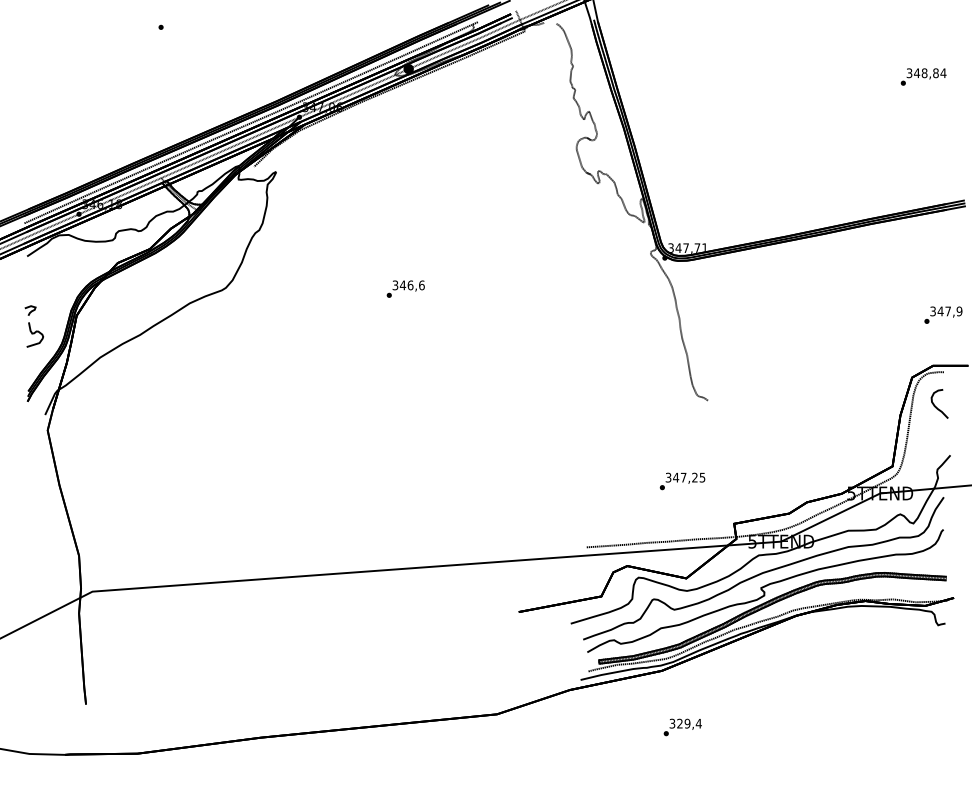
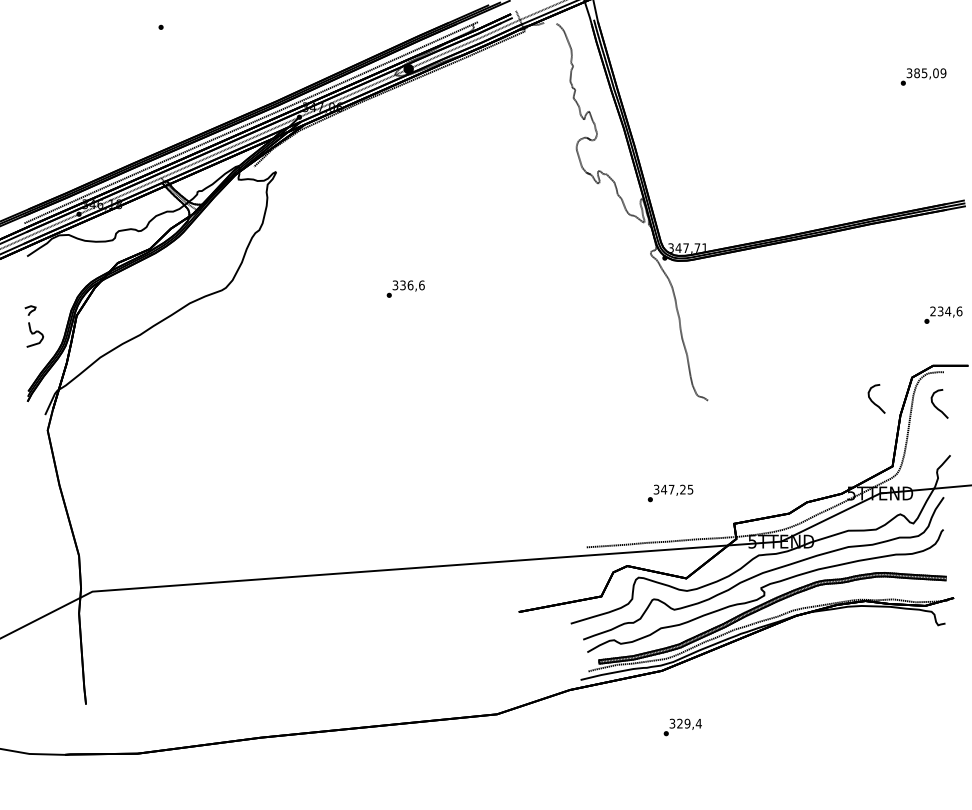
text: 348,84 -> 385,09 (930, 73)
text: 346,6 -> 336,6 (402, 285)
text: 347,9 -> 234,6 (946, 311)
curve: none -> present (873, 401)
text position: (682, 481) -> (670, 493) (670, 493)
